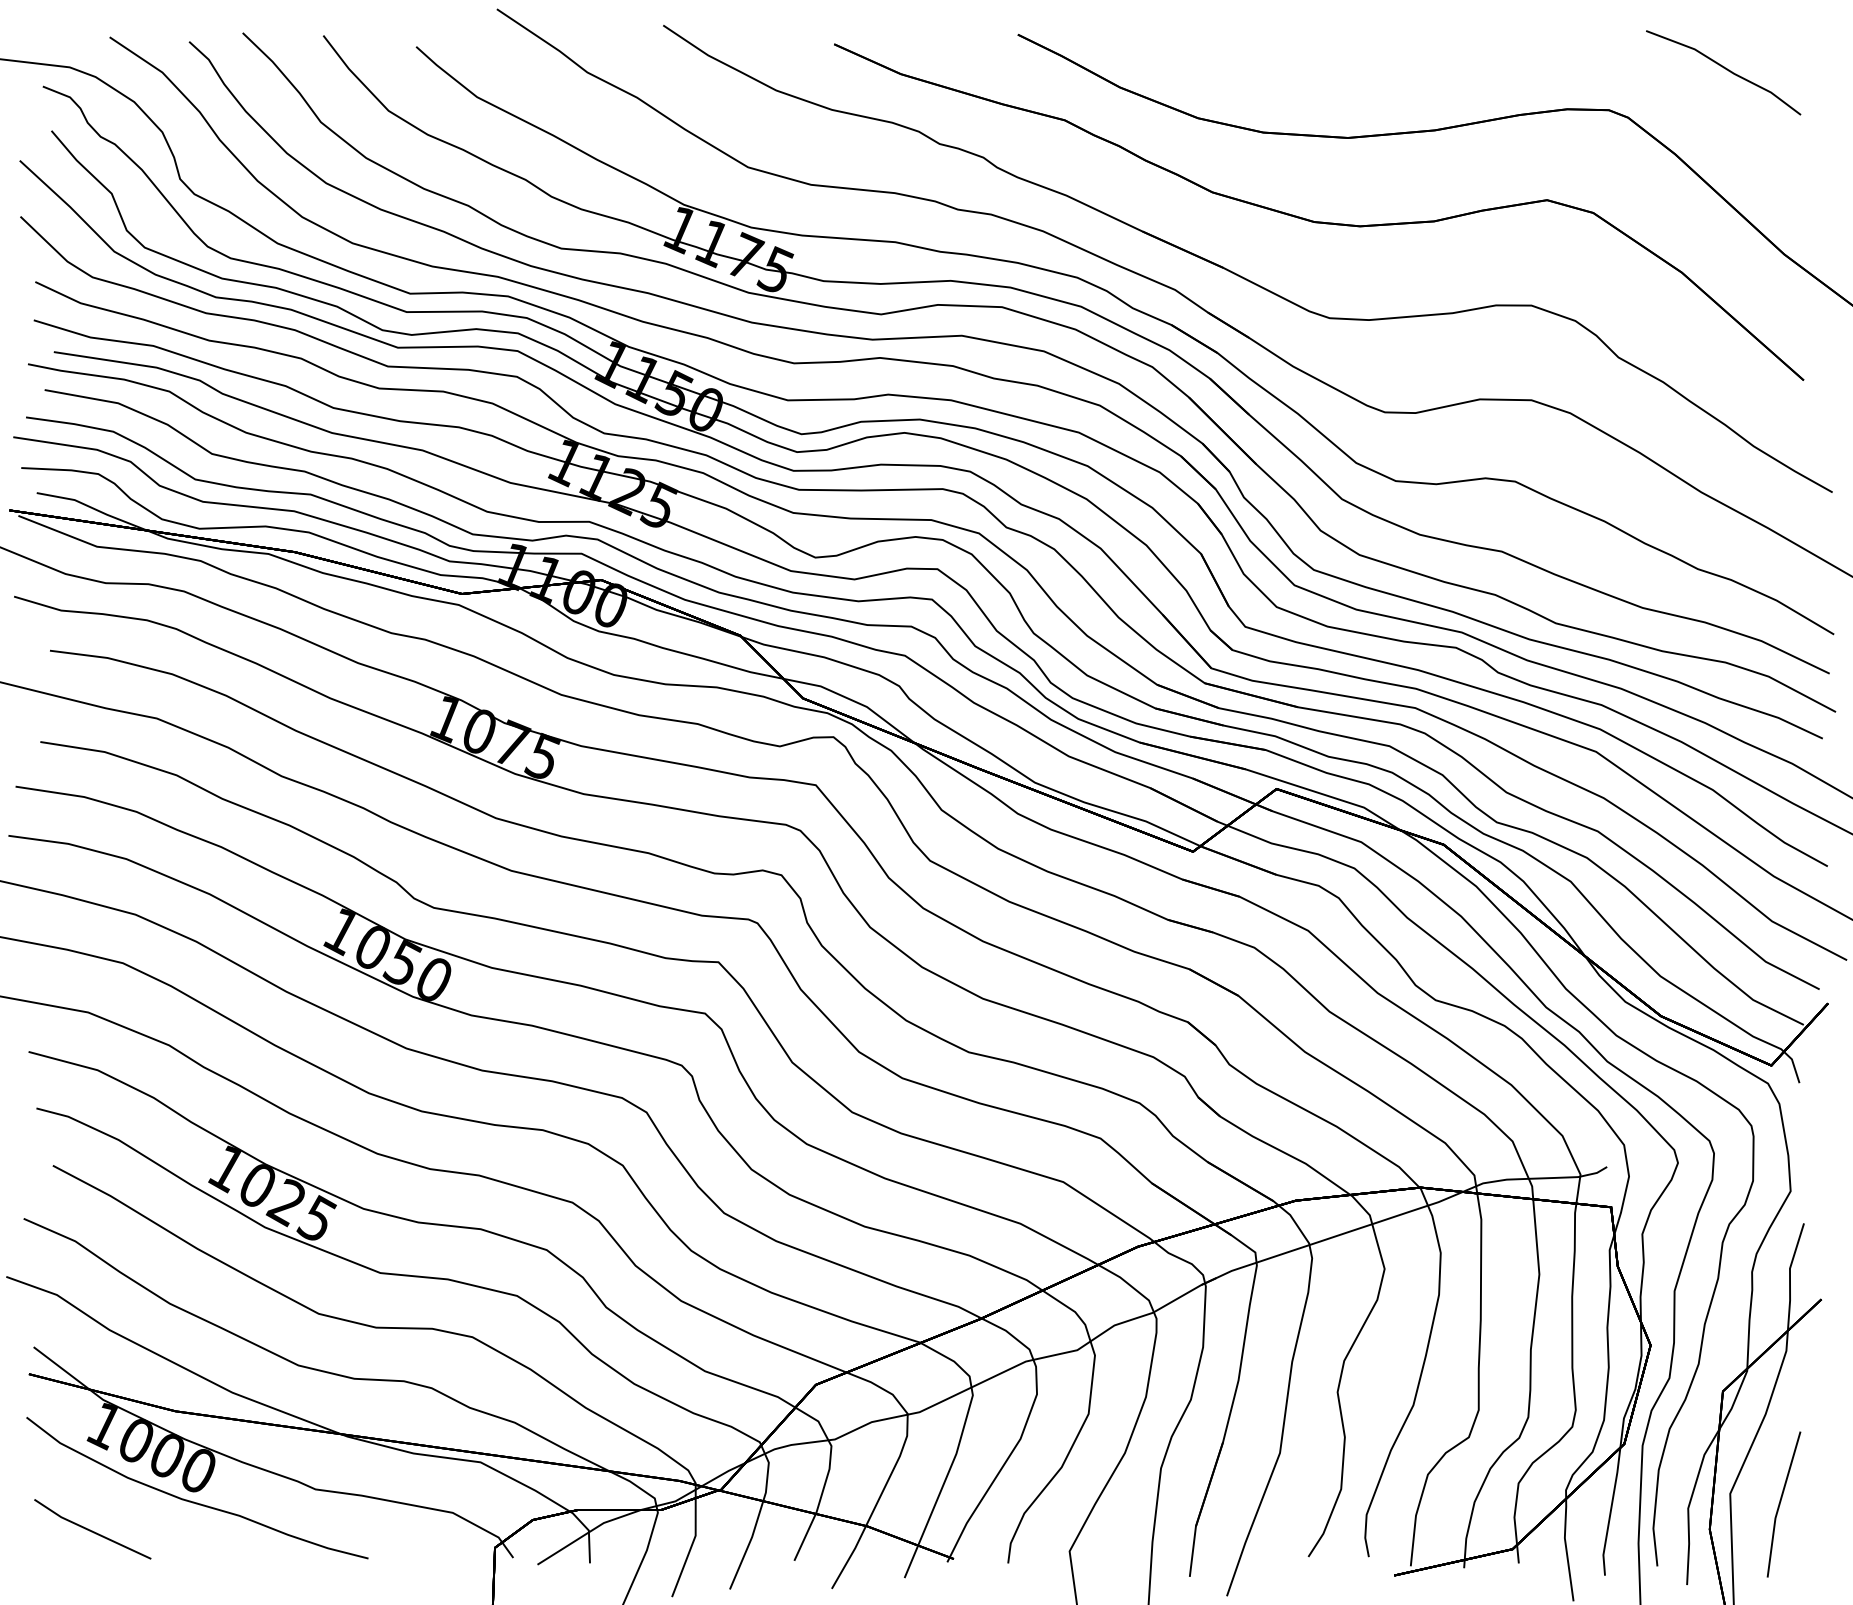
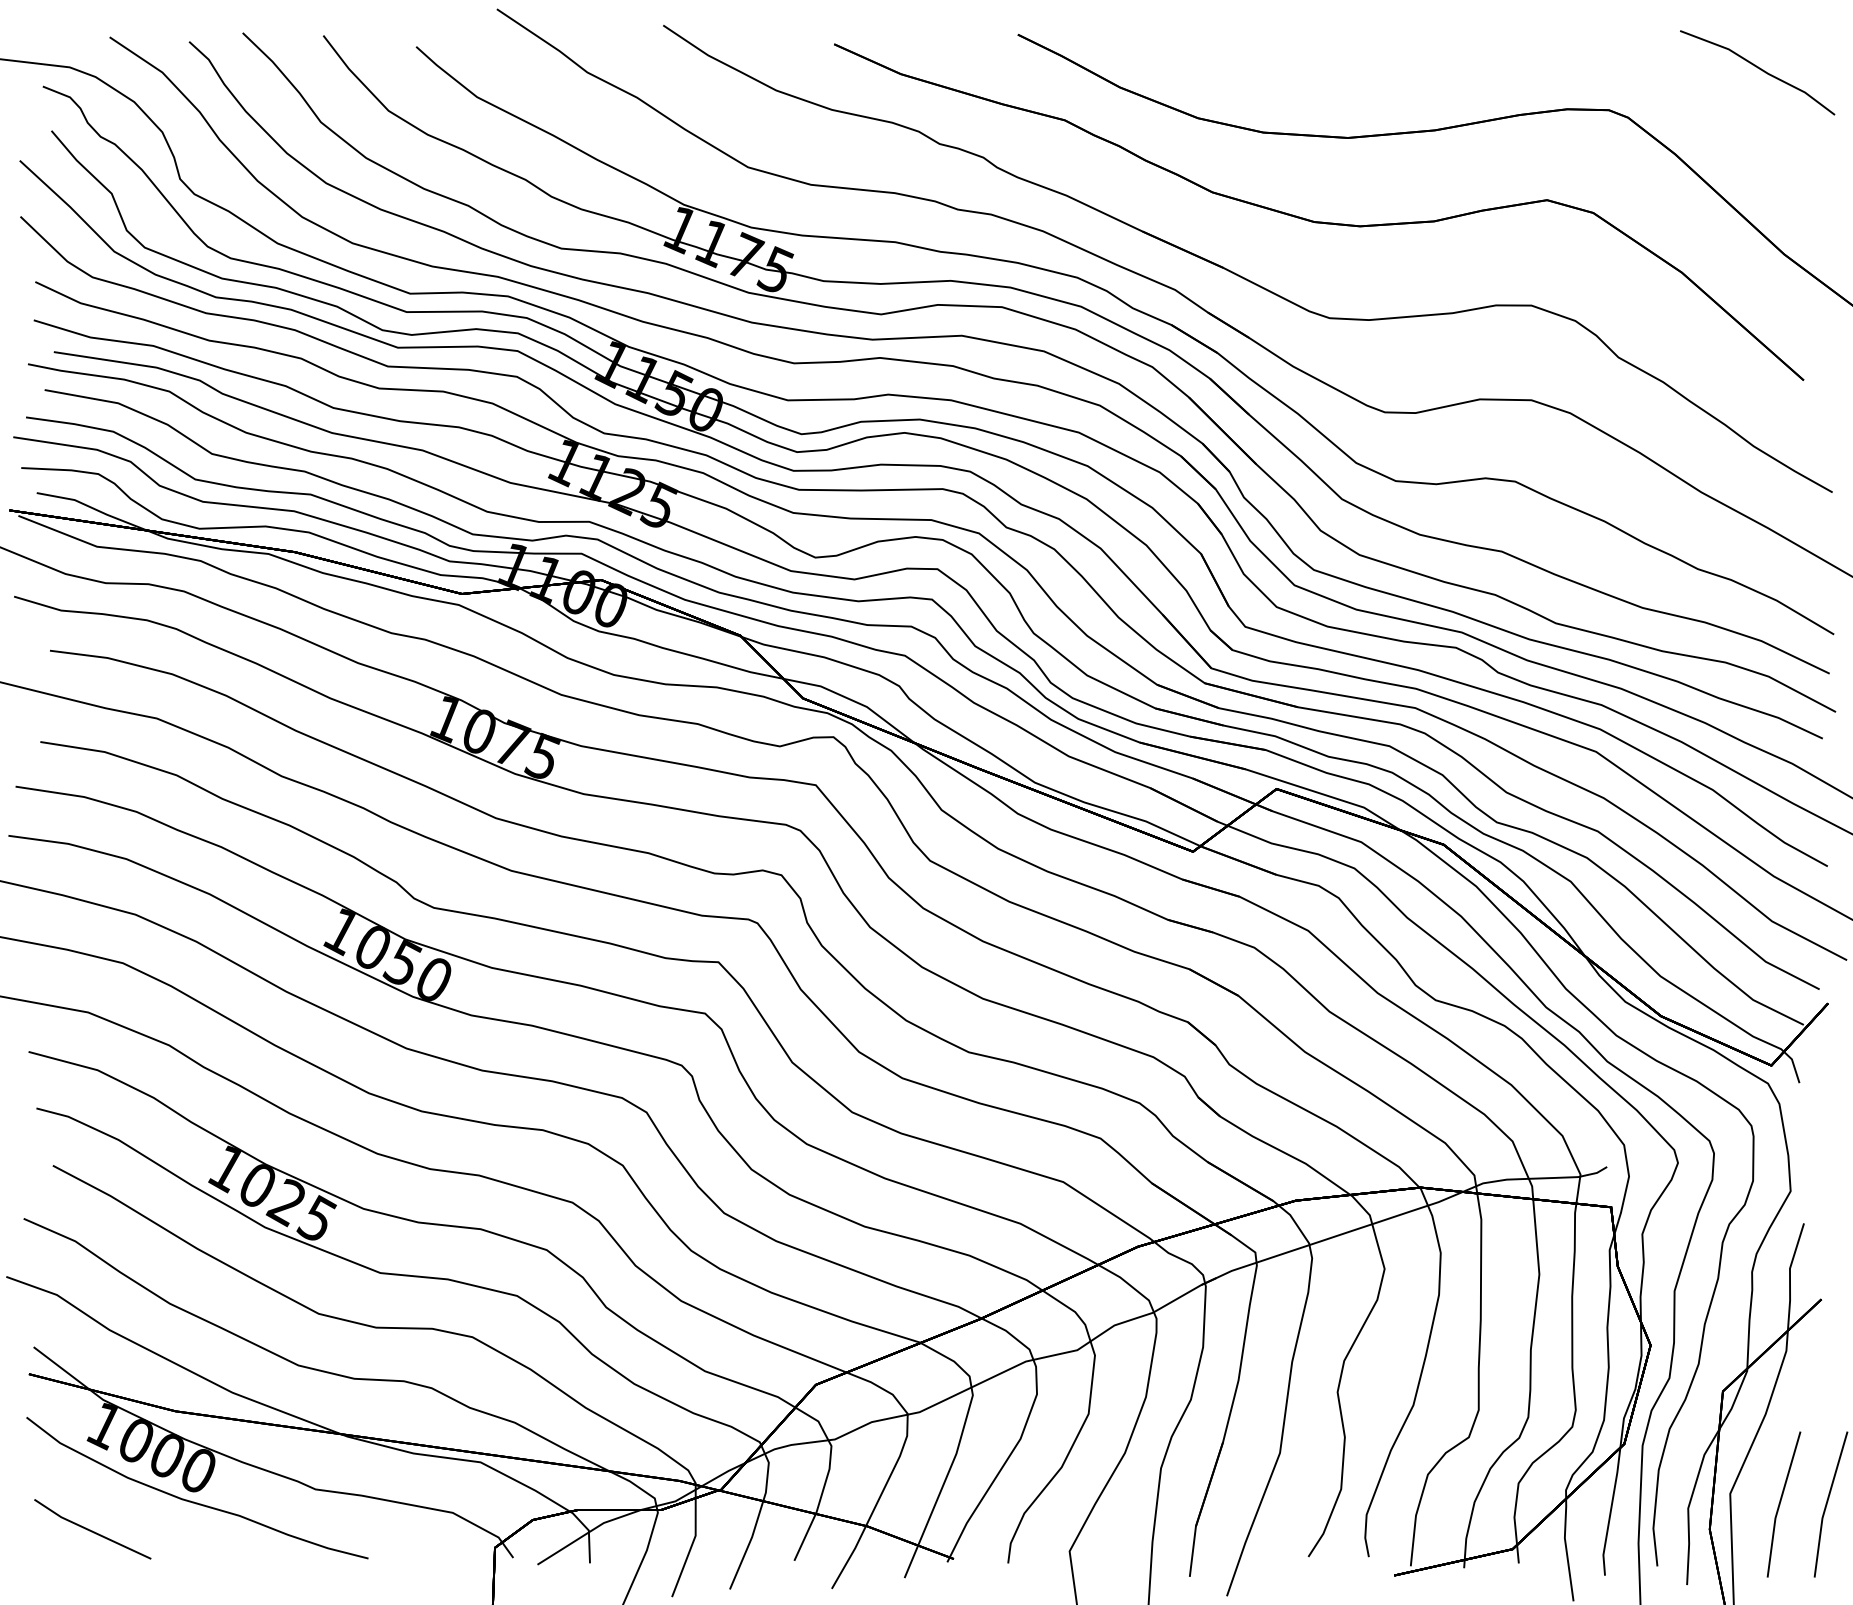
part position: (1723, 72) -> (1757, 72) (1757, 72)
line: none -> present (1827, 1504)
